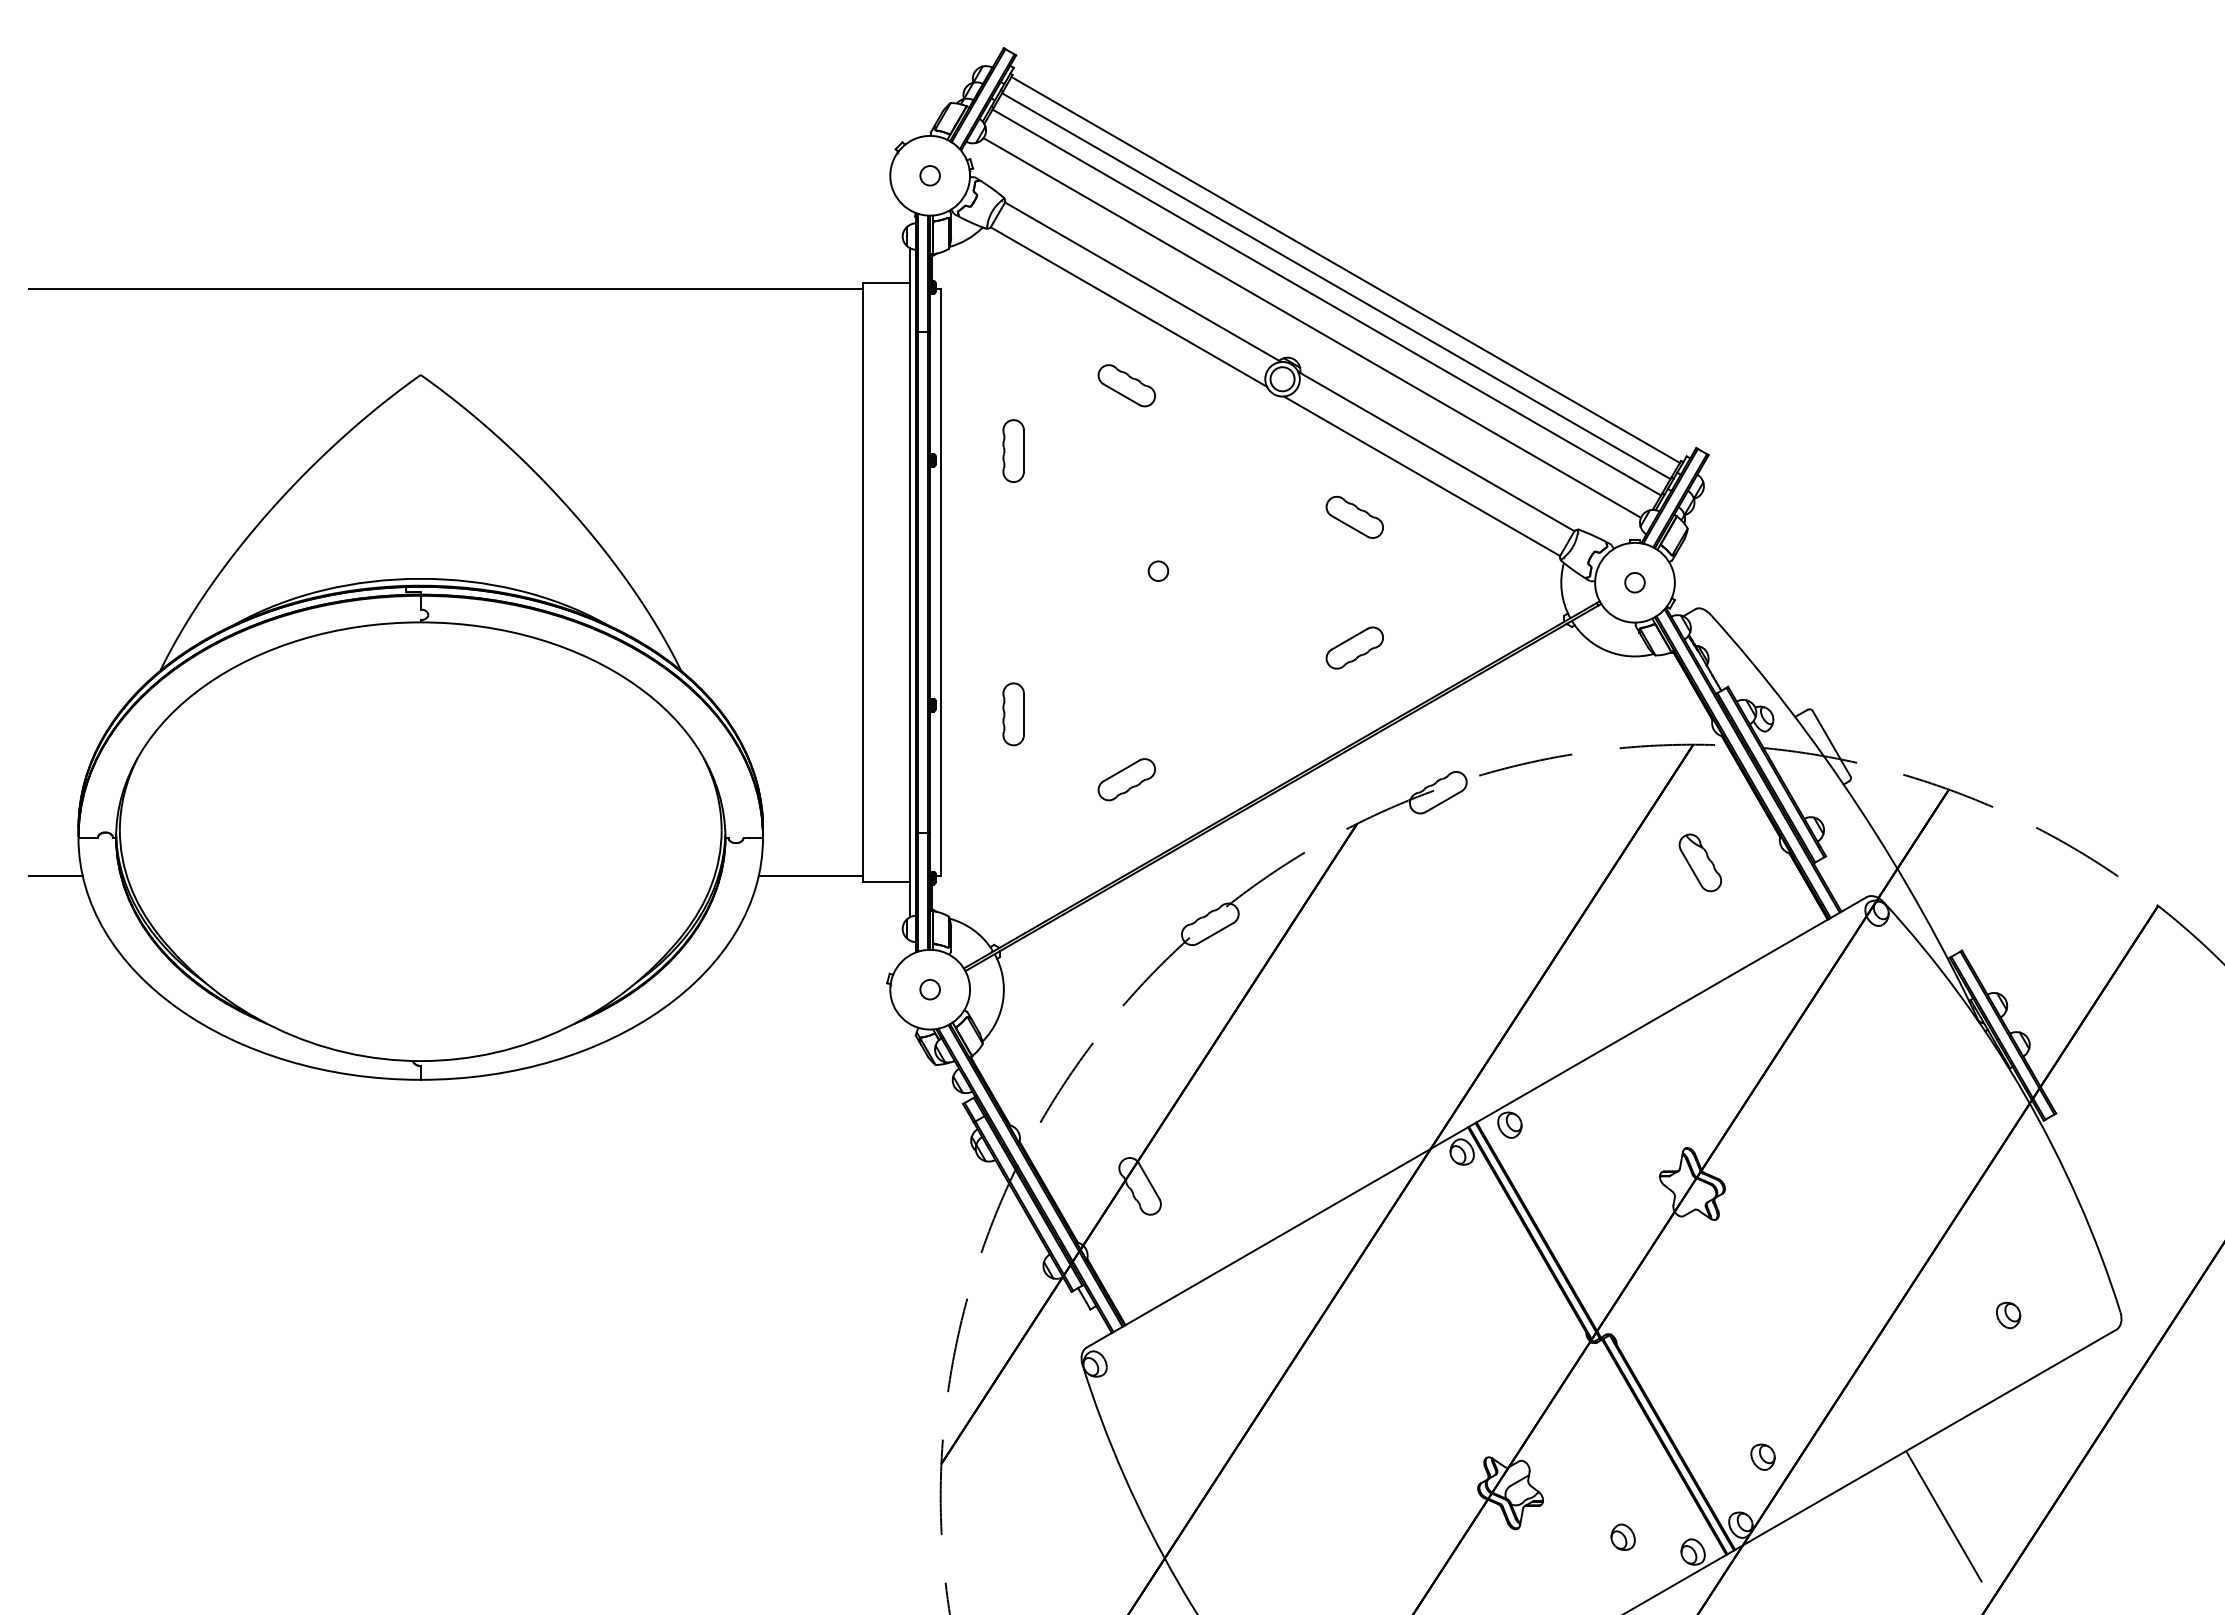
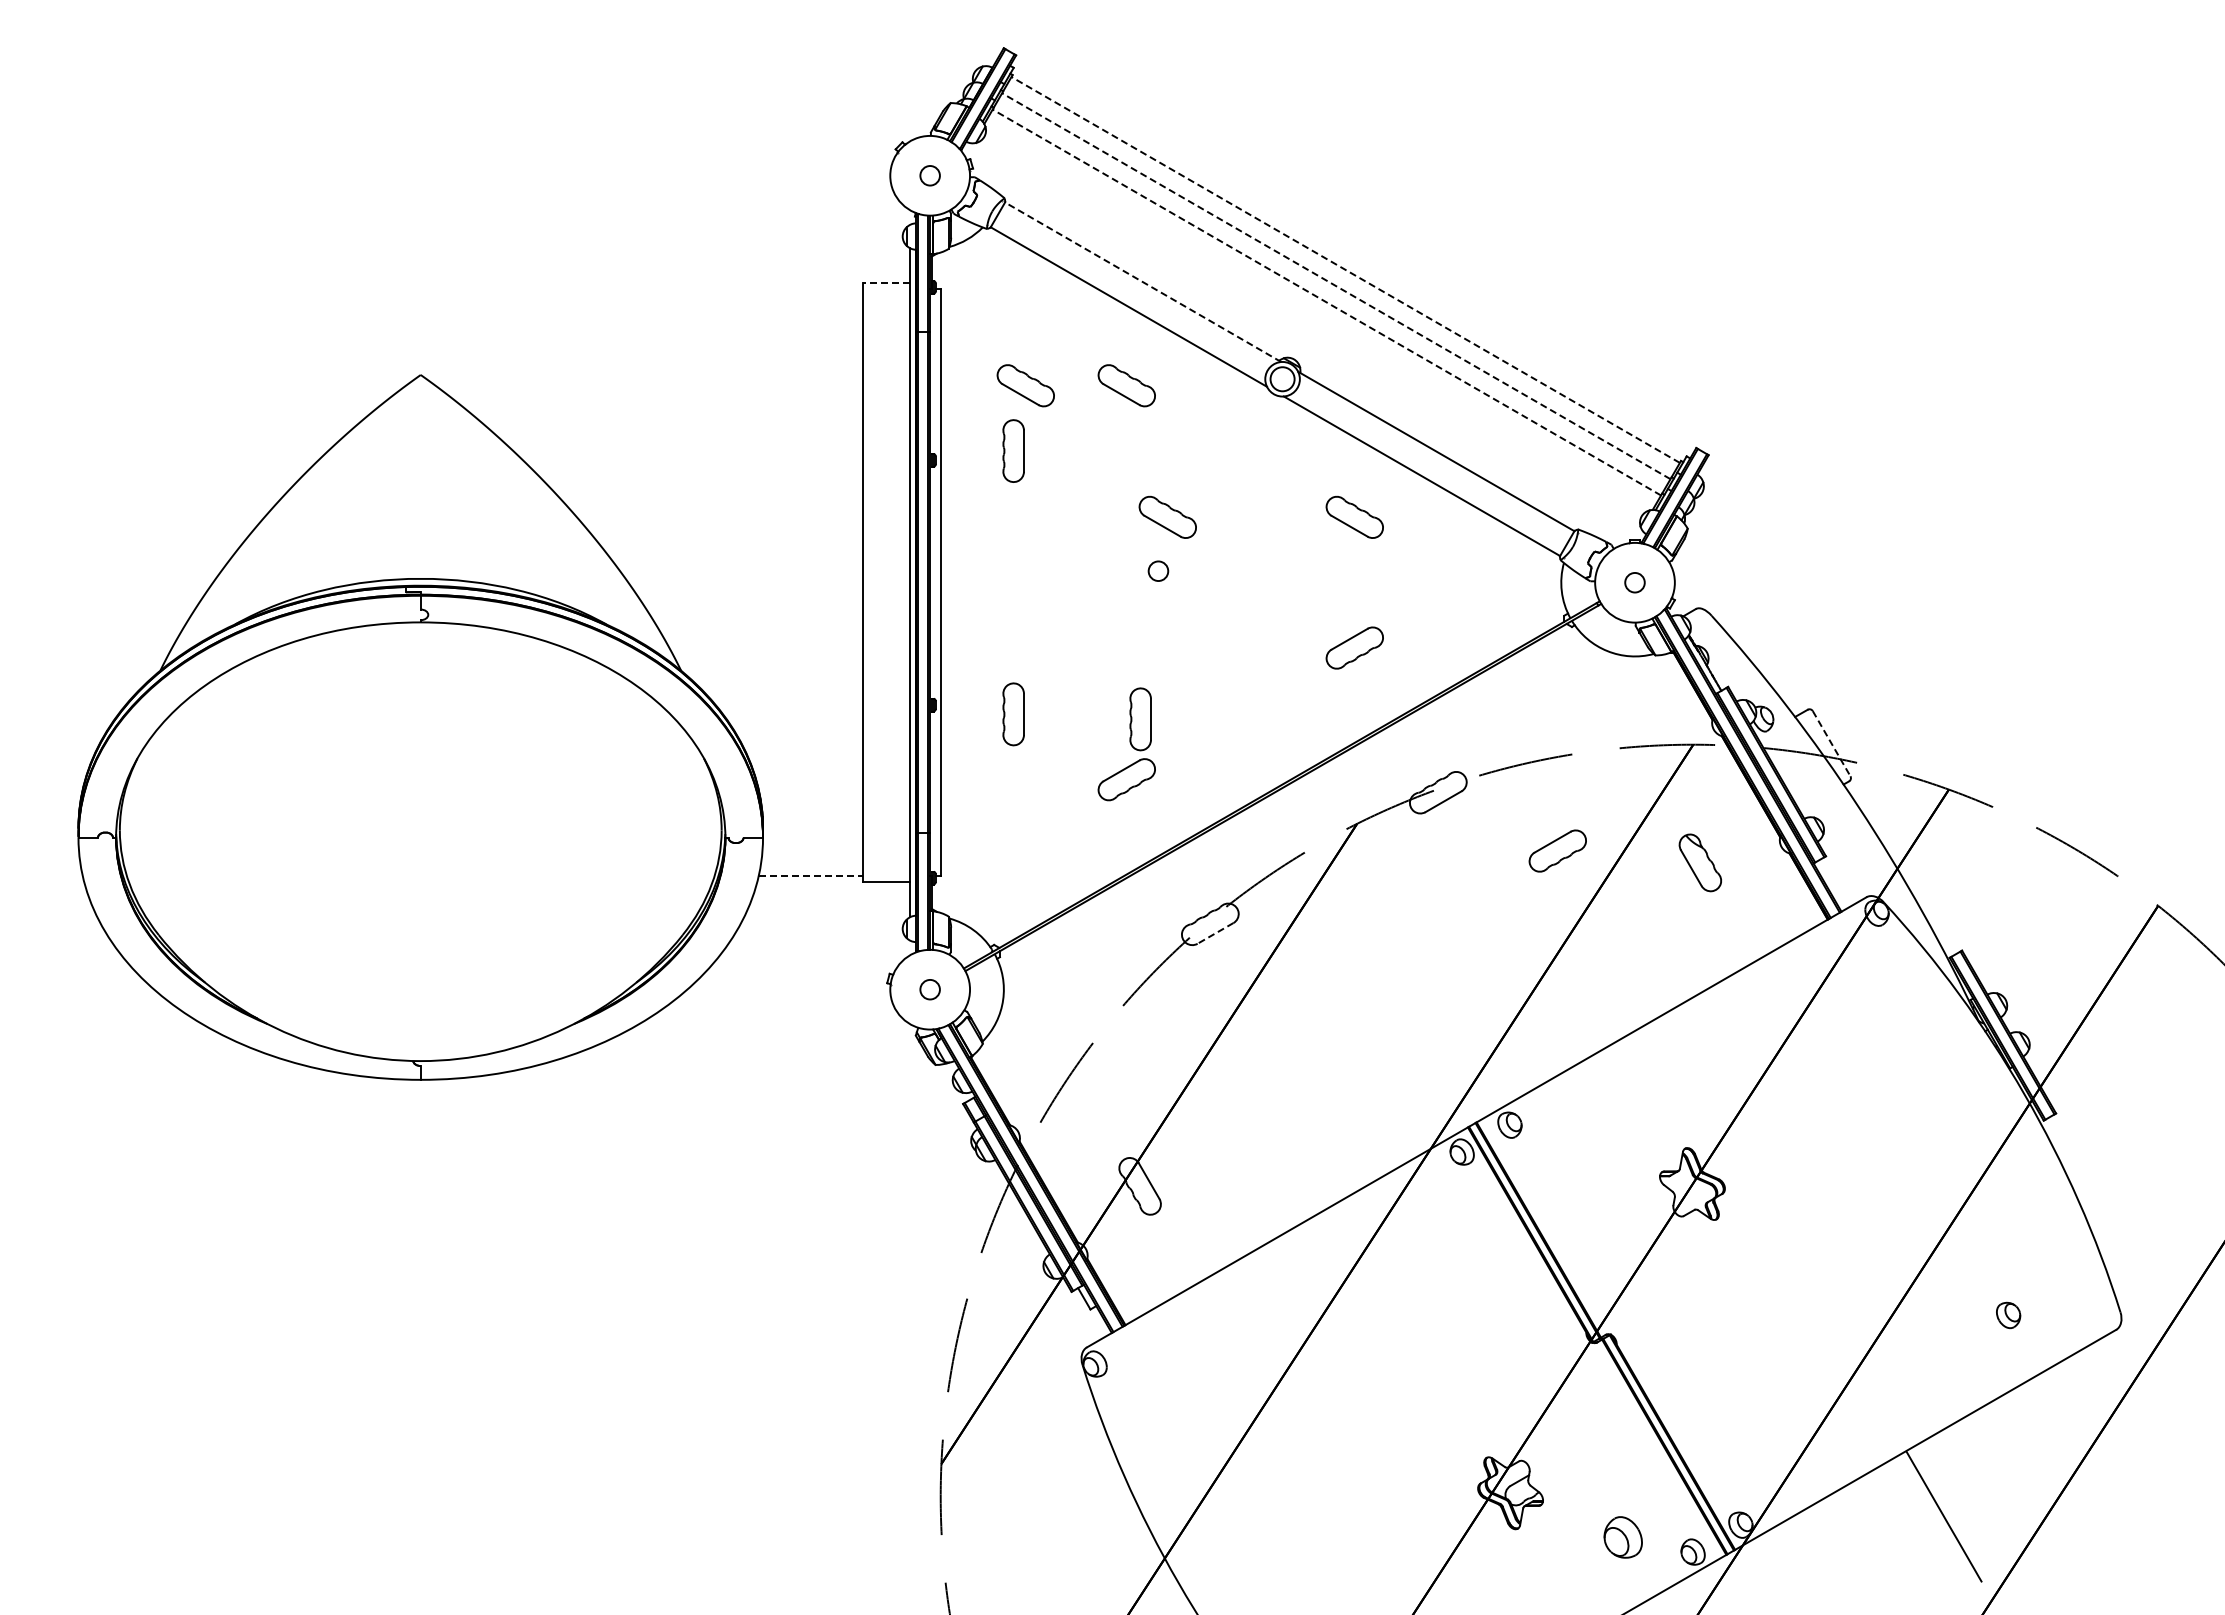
line: solid -> dashed (1345, 269)
line: solid -> dashed (1142, 282)
line: solid -> dashed (886, 283)
line: solid -> dashed (1336, 286)
line: present -> none (446, 288)
line: solid -> dashed (1326, 302)
line: present -> none (1311, 327)
part: none -> present (1025, 385)
part: none -> present (1167, 516)
part: none -> present (1140, 719)
line: solid -> dashed (1831, 743)
part: none -> present (1557, 850)
line: present -> none (55, 876)
line: solid -> dashed (811, 876)
line: solid -> dashed (1215, 933)
part: present -> none (1762, 1456)
part size: 26x28 px -> 40x43 px (1622, 1537)
